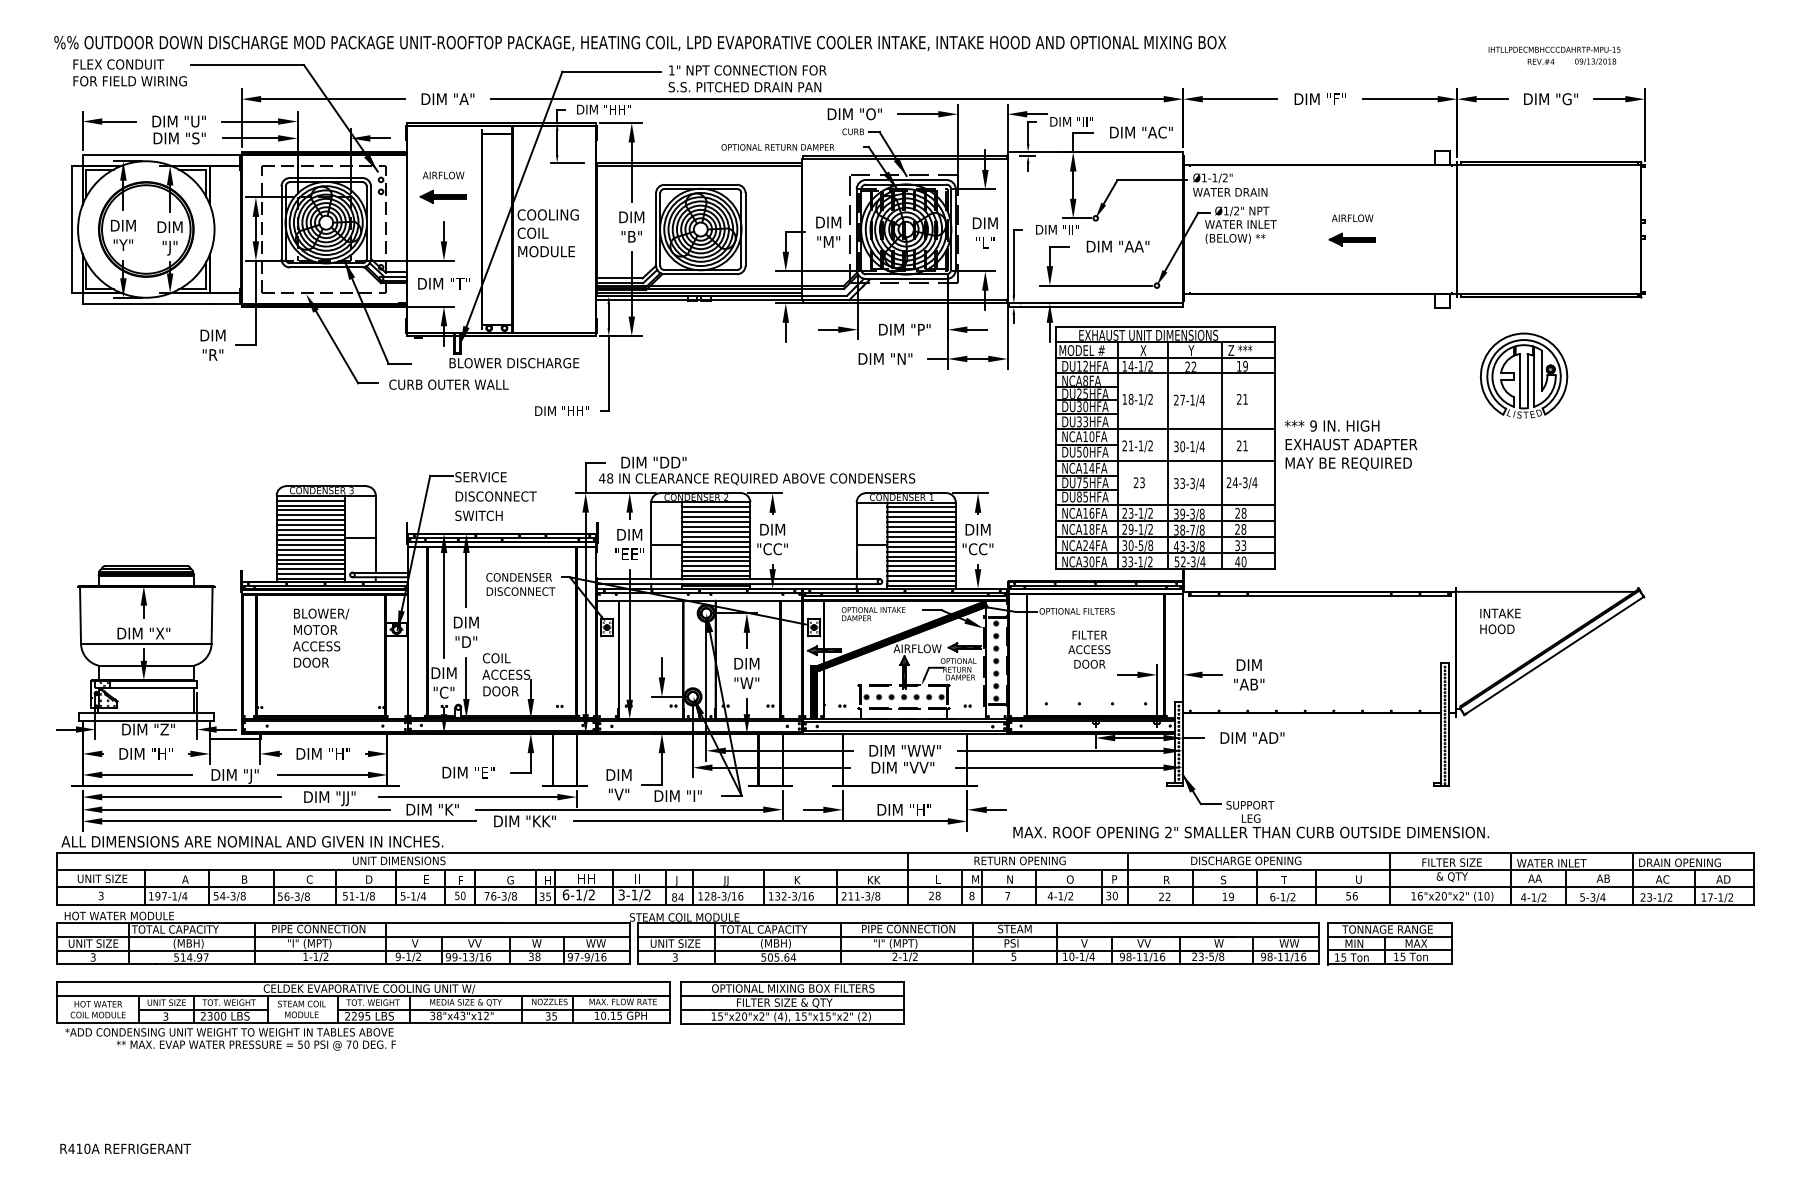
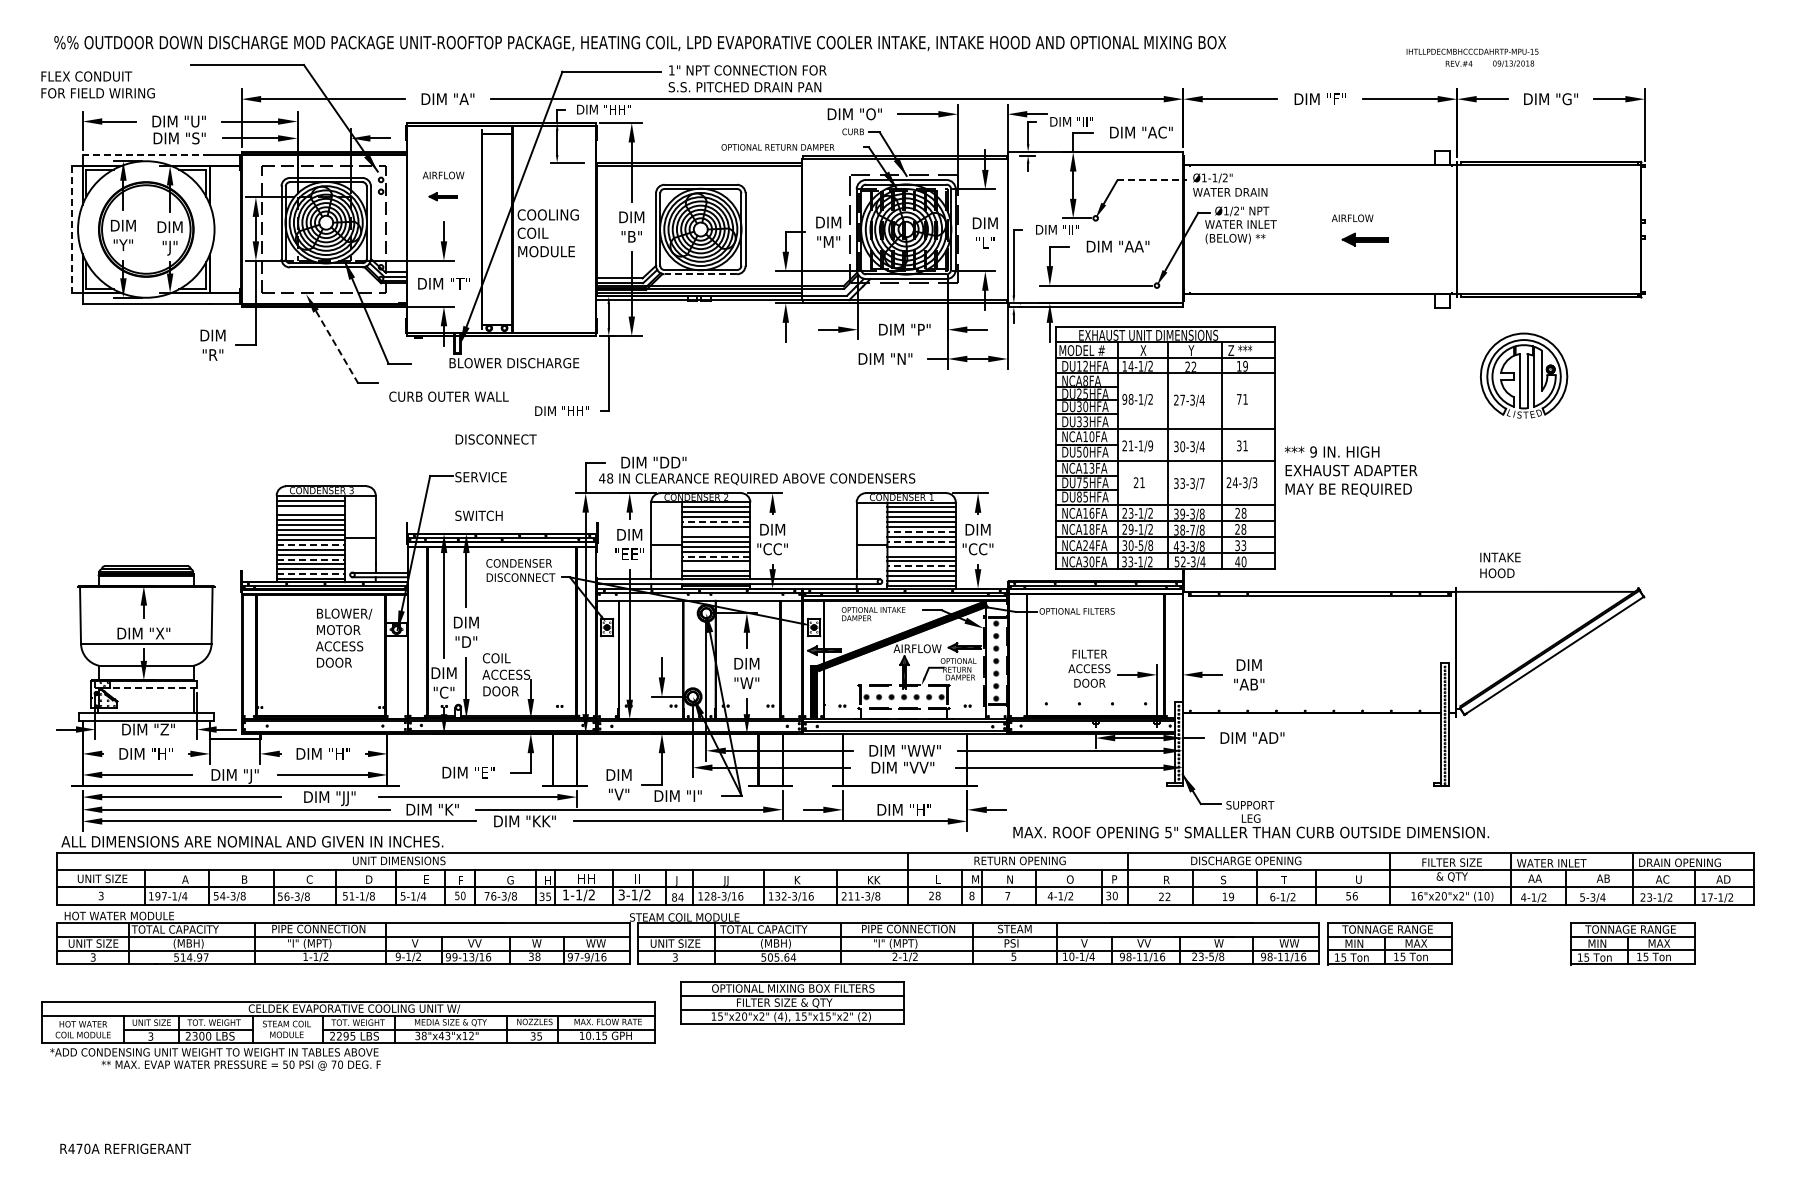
text position: (1554, 55) -> (1472, 57) (1472, 57)
text position: (129, 72) -> (97, 84) (97, 84)
line: solid -> dashed (146, 154)
line: solid -> dashed (1152, 180)
part size: 48x15 px -> 30x10 px (442, 196)
line: solid -> dashed (71, 229)
part position: (1351, 239) -> (1364, 239) (1364, 239)
line: solid -> dashed (700, 274)
line: solid -> dashed (337, 347)
text position: (448, 384) -> (448, 396) (448, 396)
text: 18-1/2 -> 98-1/2 (1124, 399)
text: 27-1/4 -> 27-3/4 (1192, 399)
text: 21 -> 71 (1238, 399)
text: 21-1/2 -> 21-1/9 (1150, 445)
text position: (1350, 445) -> (1350, 471) (1350, 471)
text: 30-1/4 -> 30-3/4 (1192, 446)
text: 21 -> 31 (1239, 446)
text: NCA14FA -> NCA13FA (1091, 467)
text: 23 -> 21 (1142, 482)
text: 24-3/4 -> 24-3/3 (1254, 482)
text: 33-3/4 -> 33-3/7 (1201, 483)
text position: (495, 496) -> (495, 439) (495, 439)
line: present -> none (310, 510)
line: solid -> dashed (715, 522)
line: present -> none (716, 531)
line: solid -> dashed (921, 531)
line: solid -> dashed (921, 541)
line: solid -> dashed (311, 544)
line: present -> none (921, 551)
line: solid -> dashed (715, 556)
line: solid -> dashed (311, 559)
line: present -> none (716, 566)
line: solid -> dashed (921, 566)
line: solid -> dashed (311, 574)
text position: (520, 584) -> (520, 570) (520, 570)
text position: (1500, 621) -> (1500, 565) (1500, 565)
text position: (321, 637) -> (344, 637) (344, 637)
text position: (1089, 649) -> (1089, 668) (1089, 668)
line: solid -> dashed (153, 688)
text: 2" -> 5" (1168, 832)
text: 6-1/2 -> 1-1/2 (565, 894)
part: none -> present (1632, 943)
part position: (363, 1015) -> (348, 1035) (348, 1035)
text: R410A -> R470A (79, 1148)
